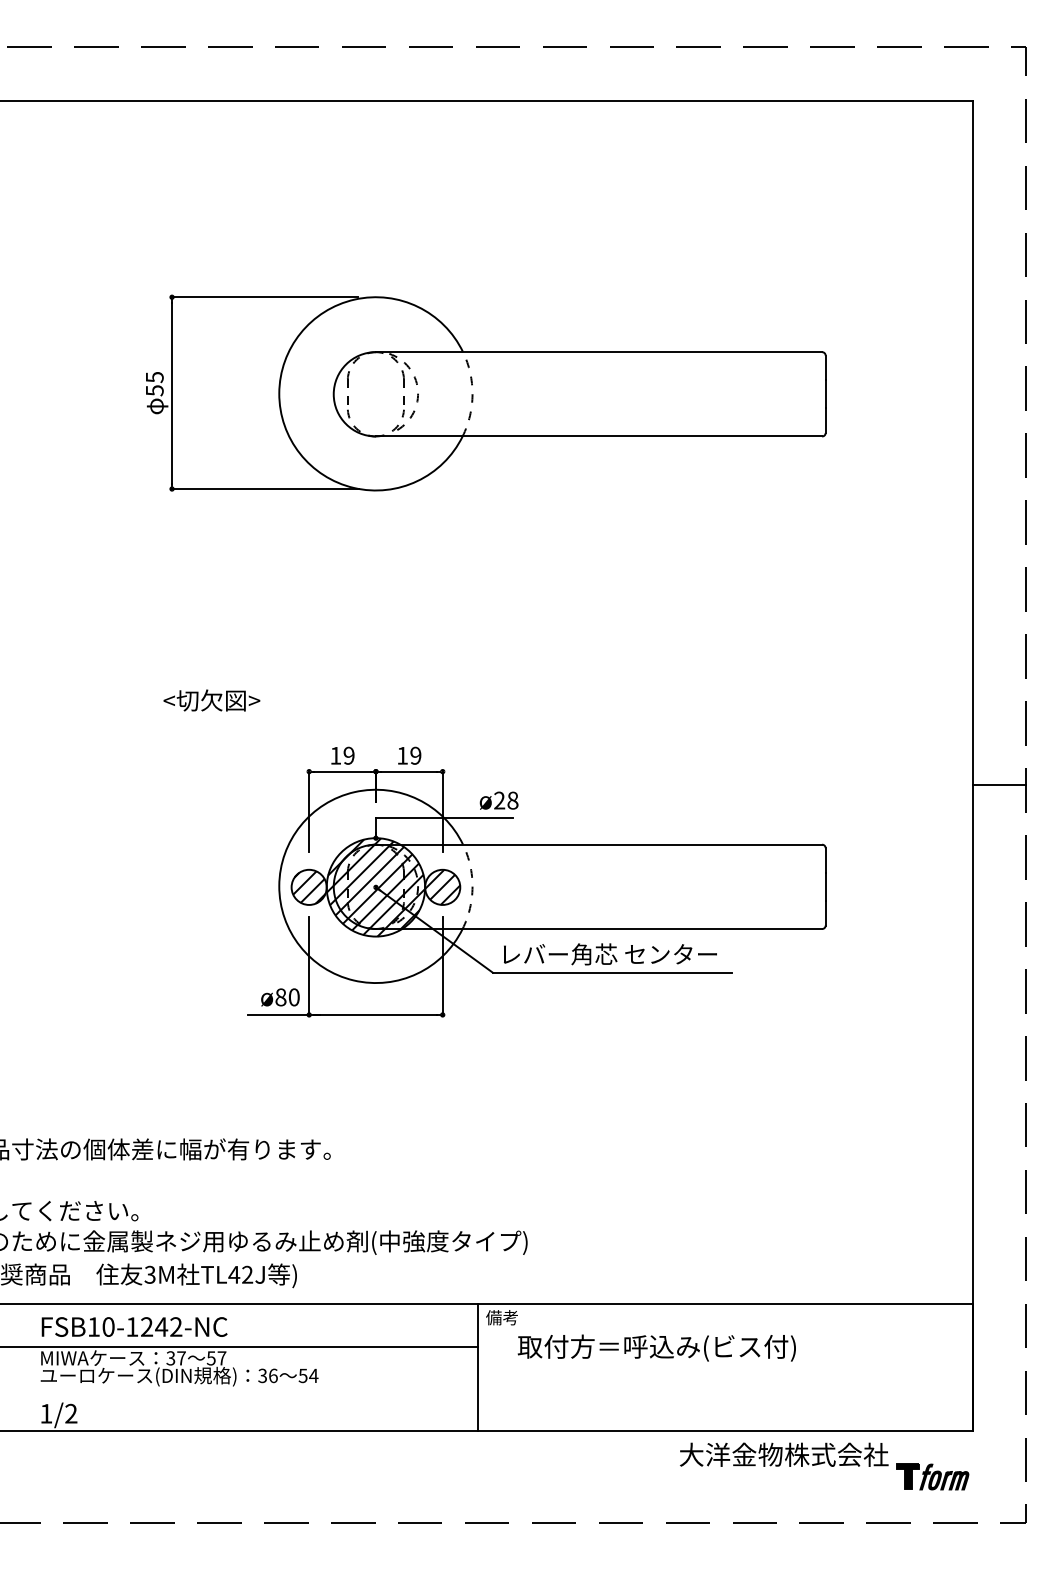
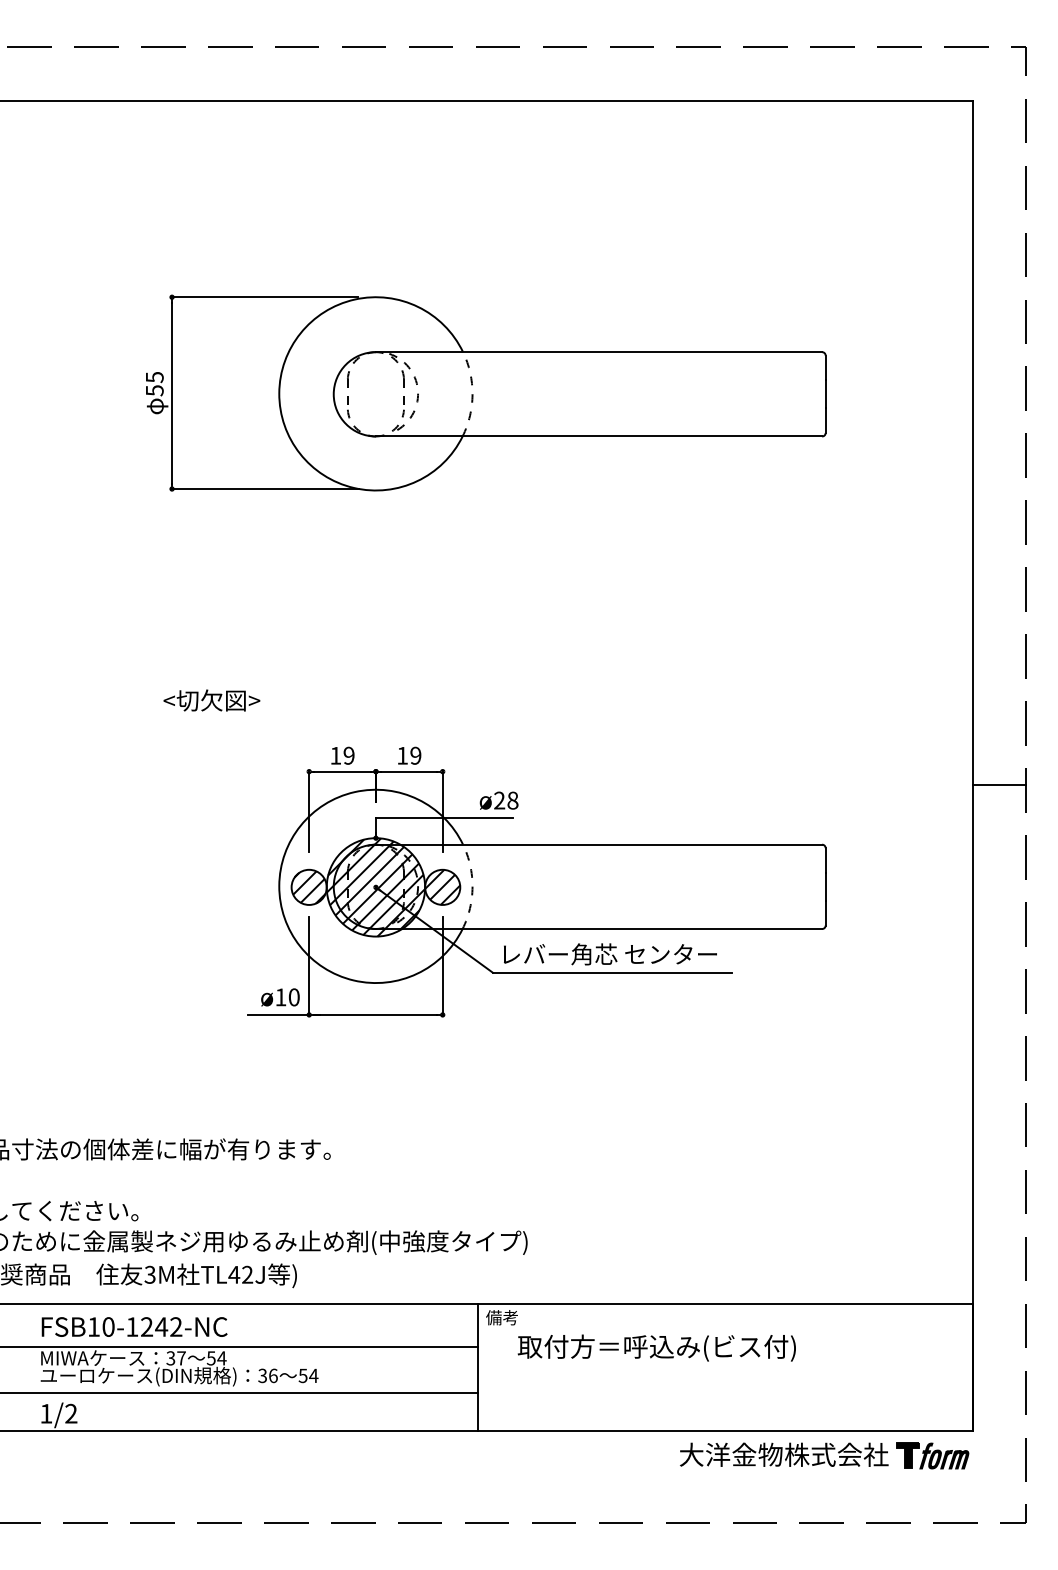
text: ø80 -> ø10 (280, 997)
text: 57 -> 54 (221, 1358)
line: none -> present (240, 1393)
part position: (932, 1476) -> (932, 1455) (932, 1455)
